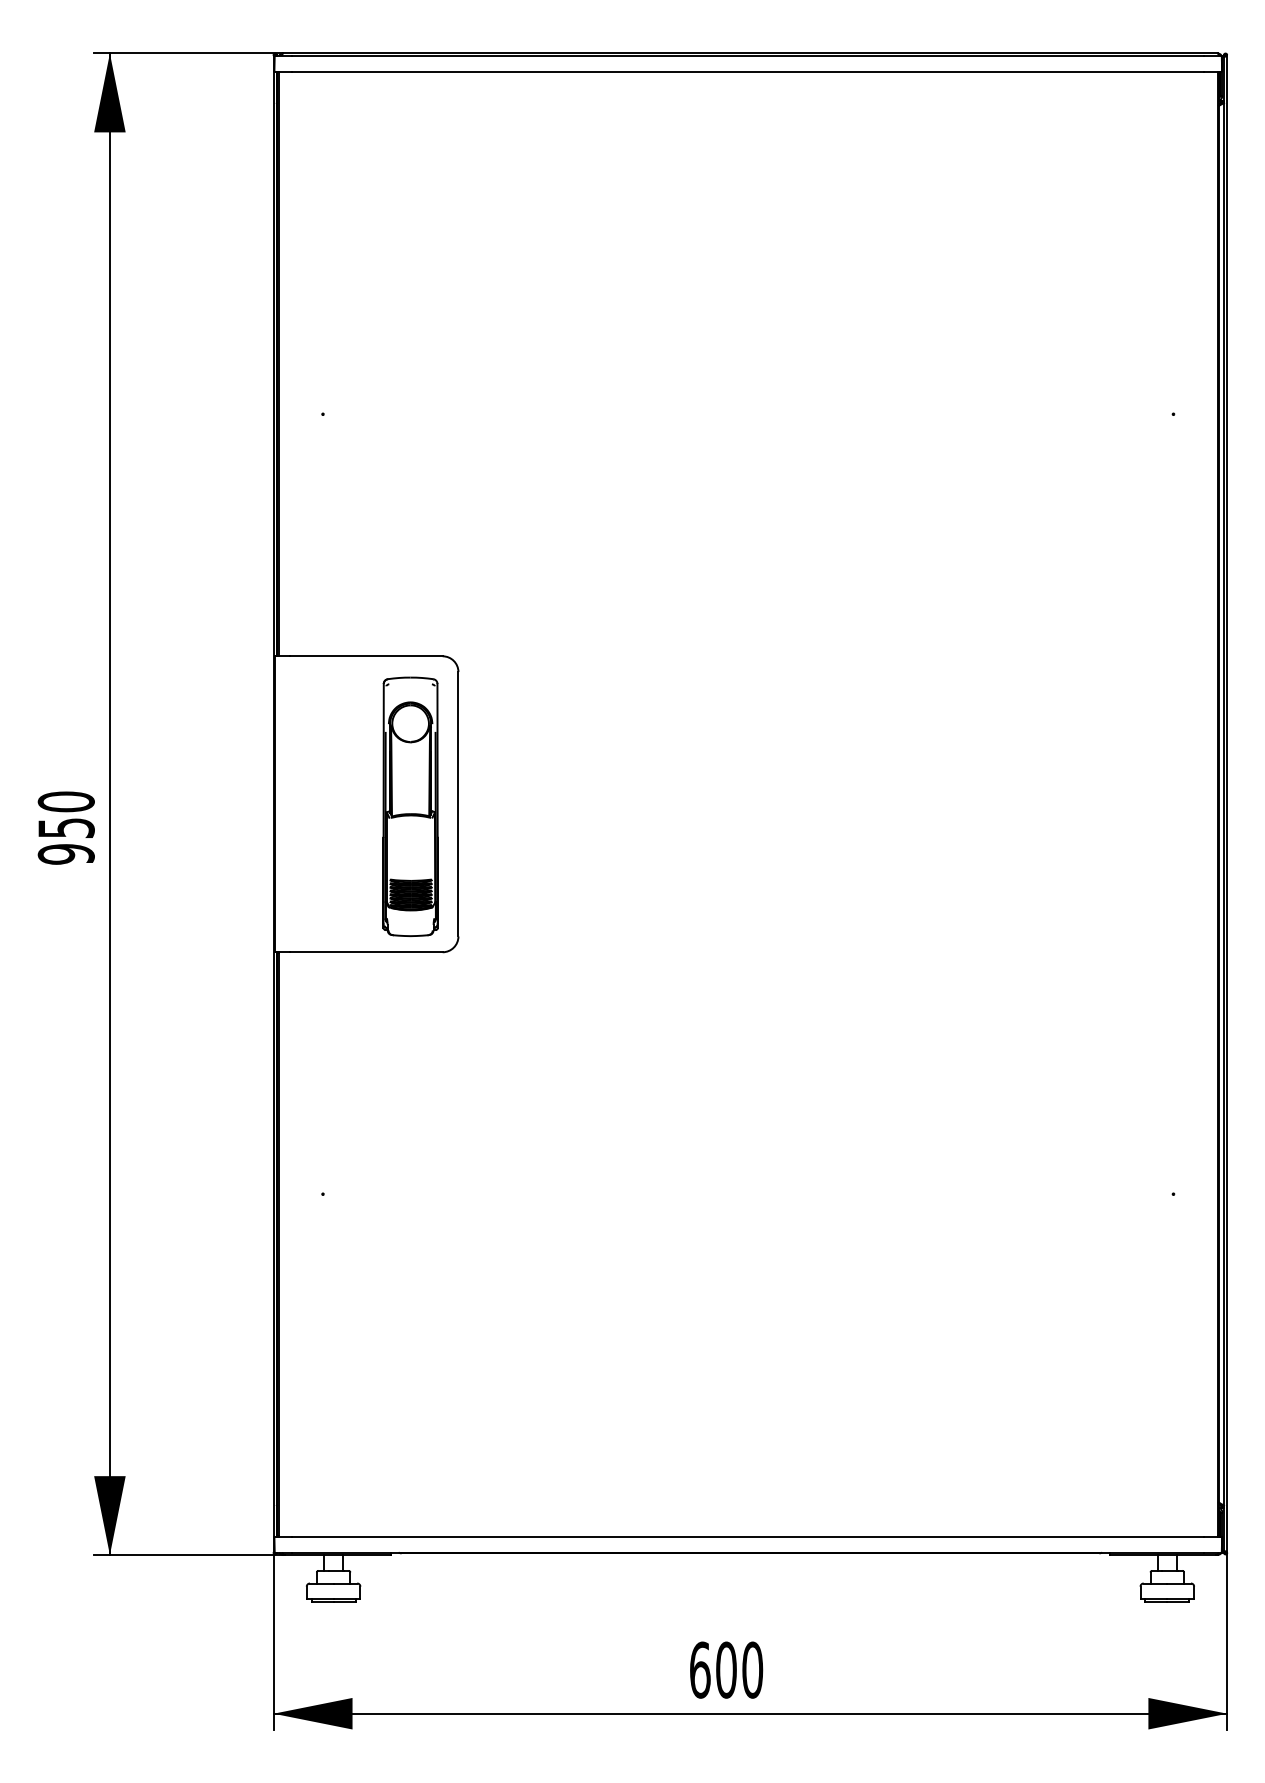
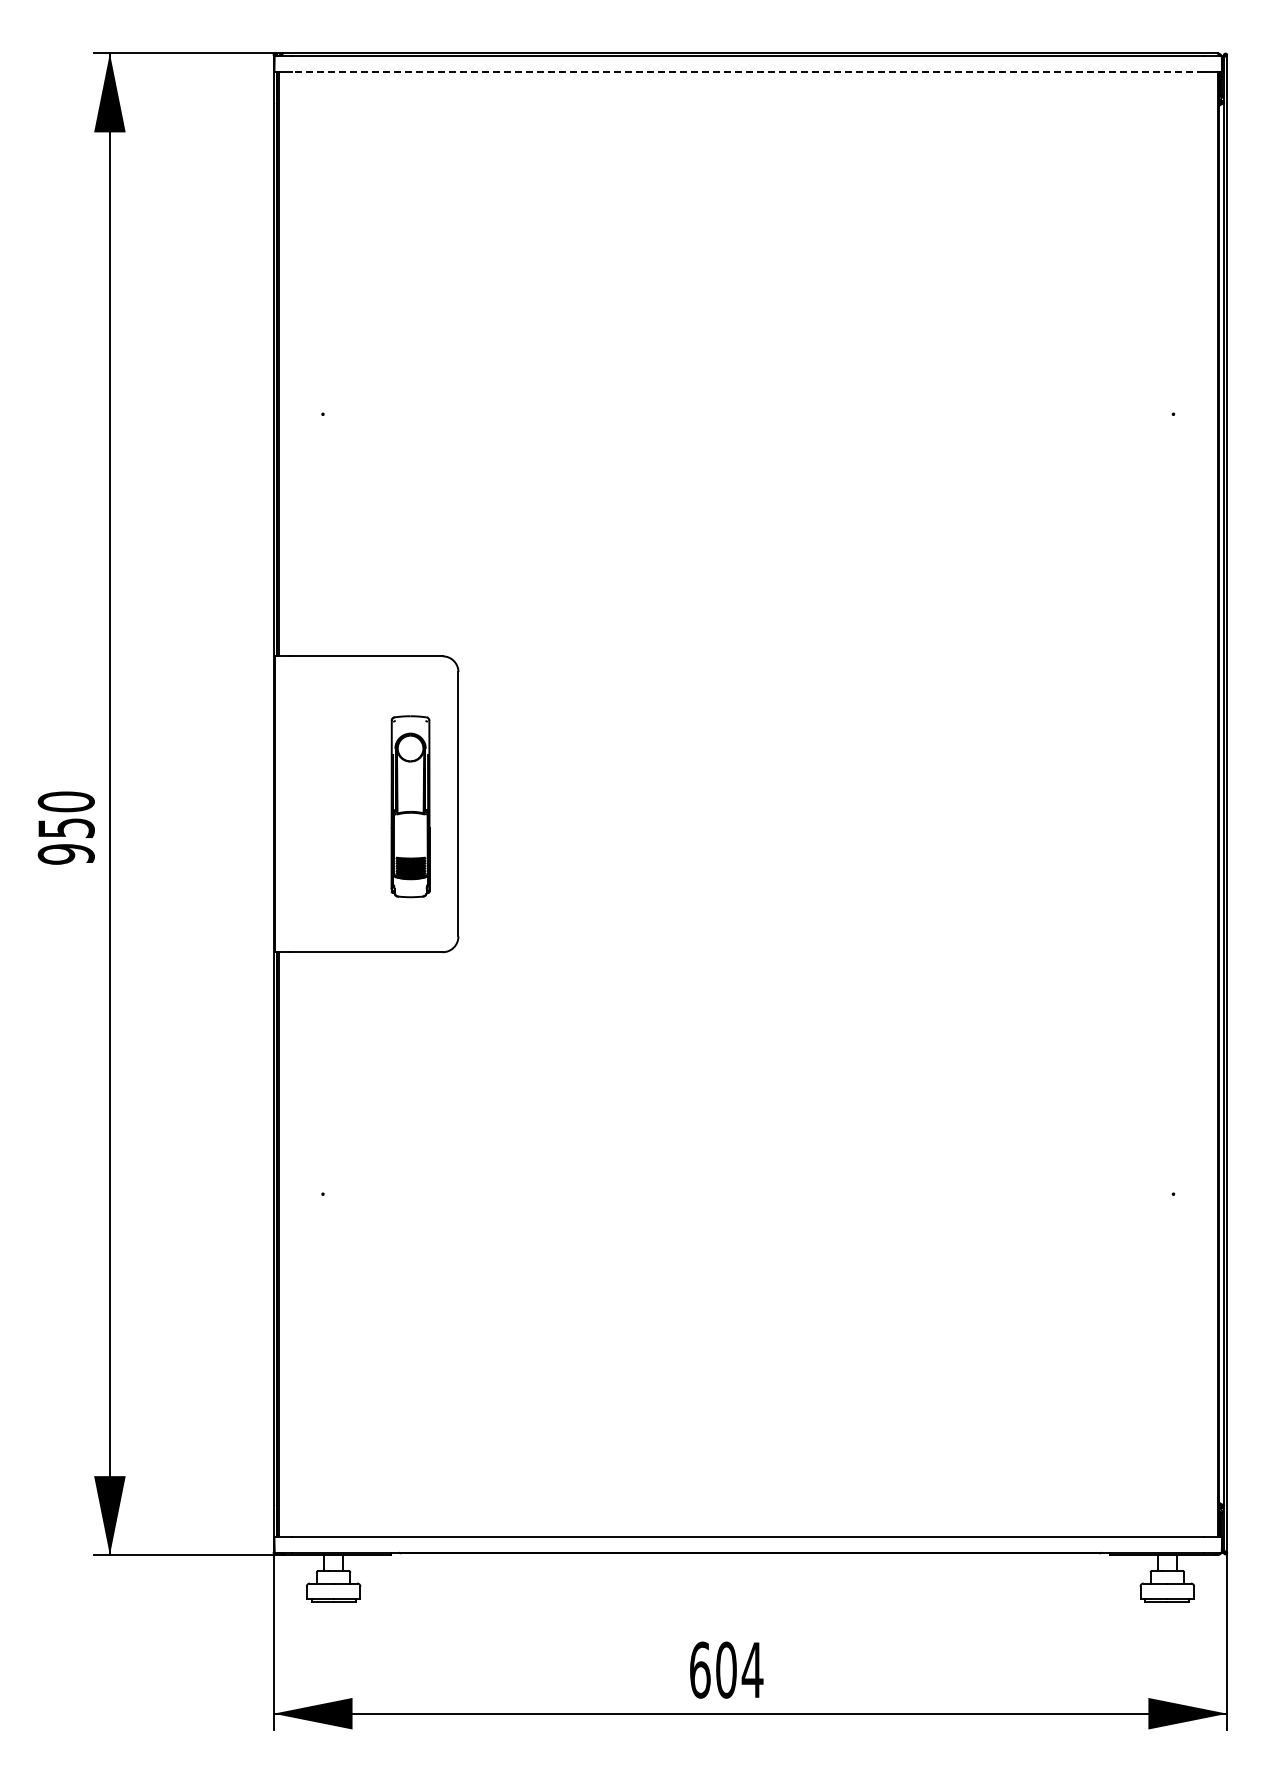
line: solid -> dashed (747, 71)
part size: 57x261 px -> 41x184 px (410, 806)
text: 600 -> 604 (752, 1669)
